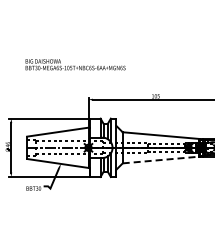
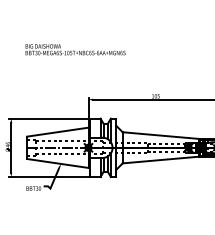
text position: (75, 64) -> (75, 49) (75, 49)
line: dashed -> solid (161, 159)
